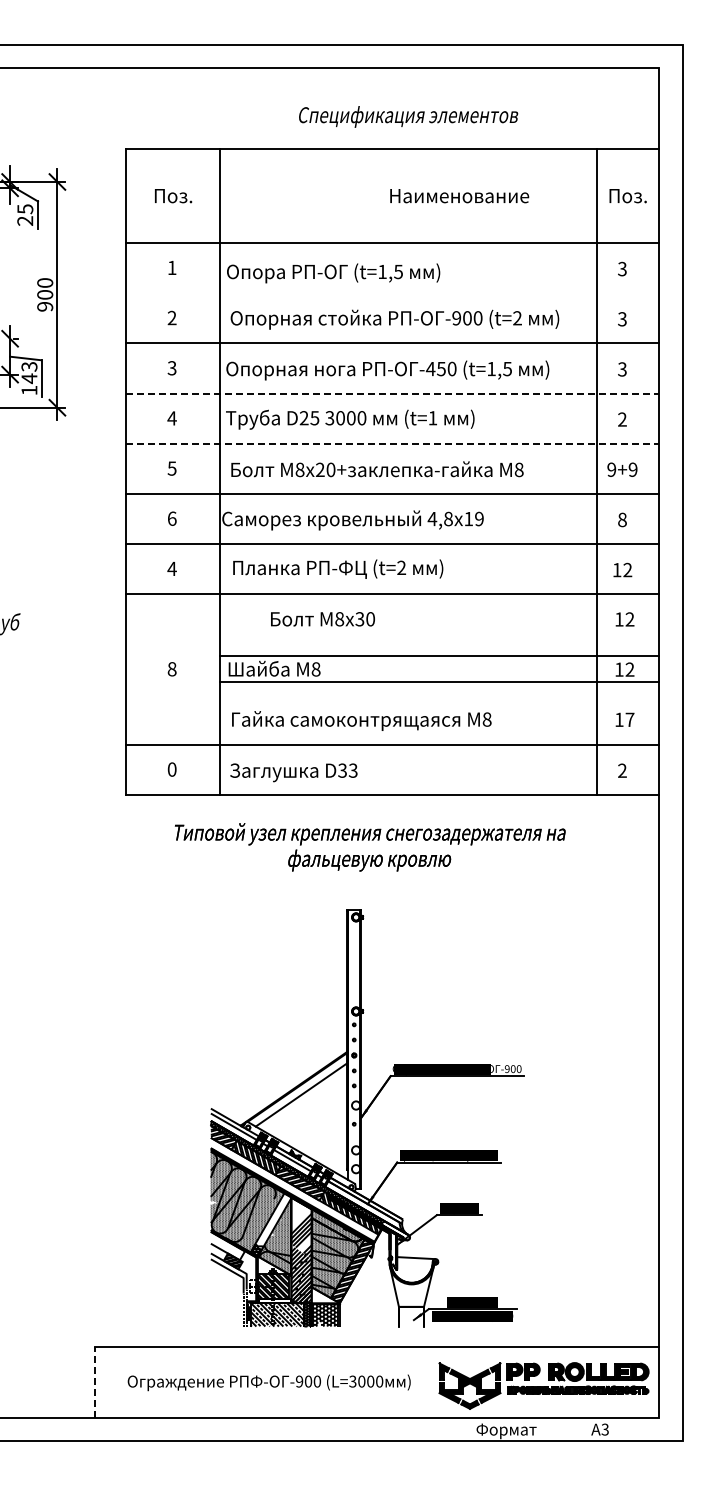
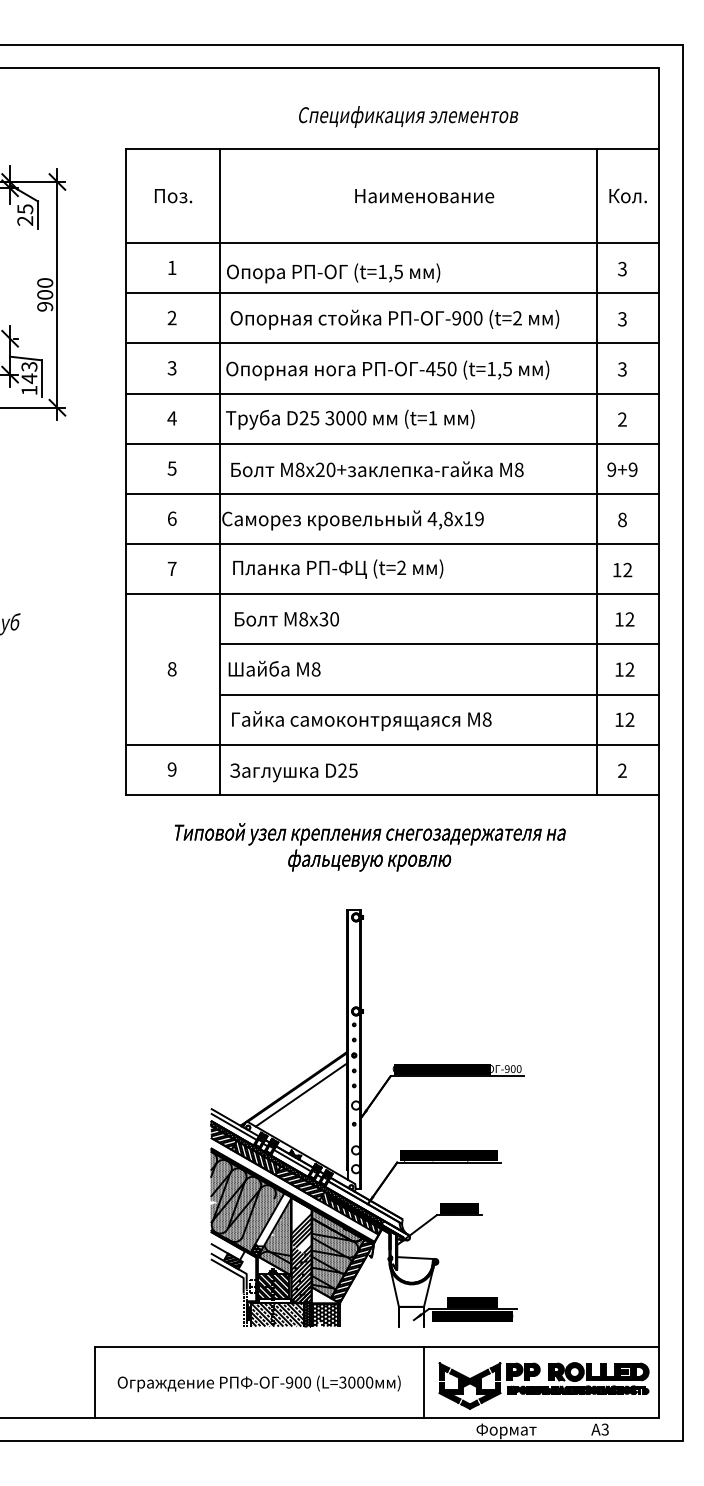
text: Поз. -> Кол. (627, 195)
text position: (459, 196) -> (424, 196) (424, 196)
line: none -> present (392, 293)
line: dashed -> solid (392, 393)
line: dashed -> solid (392, 443)
text: 4 -> 7 (171, 568)
text position: (322, 619) -> (286, 619) (286, 619)
line position: (439, 656) -> (439, 644) (439, 644)
line position: (439, 681) -> (439, 694) (439, 694)
text: 17 -> 12 (629, 719)
text: 0 -> 9 (171, 769)
text: D33 -> D25 (347, 770)
line: dashed -> solid (94, 1382)
text position: (268, 1382) -> (258, 1383) (258, 1383)
line: none -> present (424, 1382)
